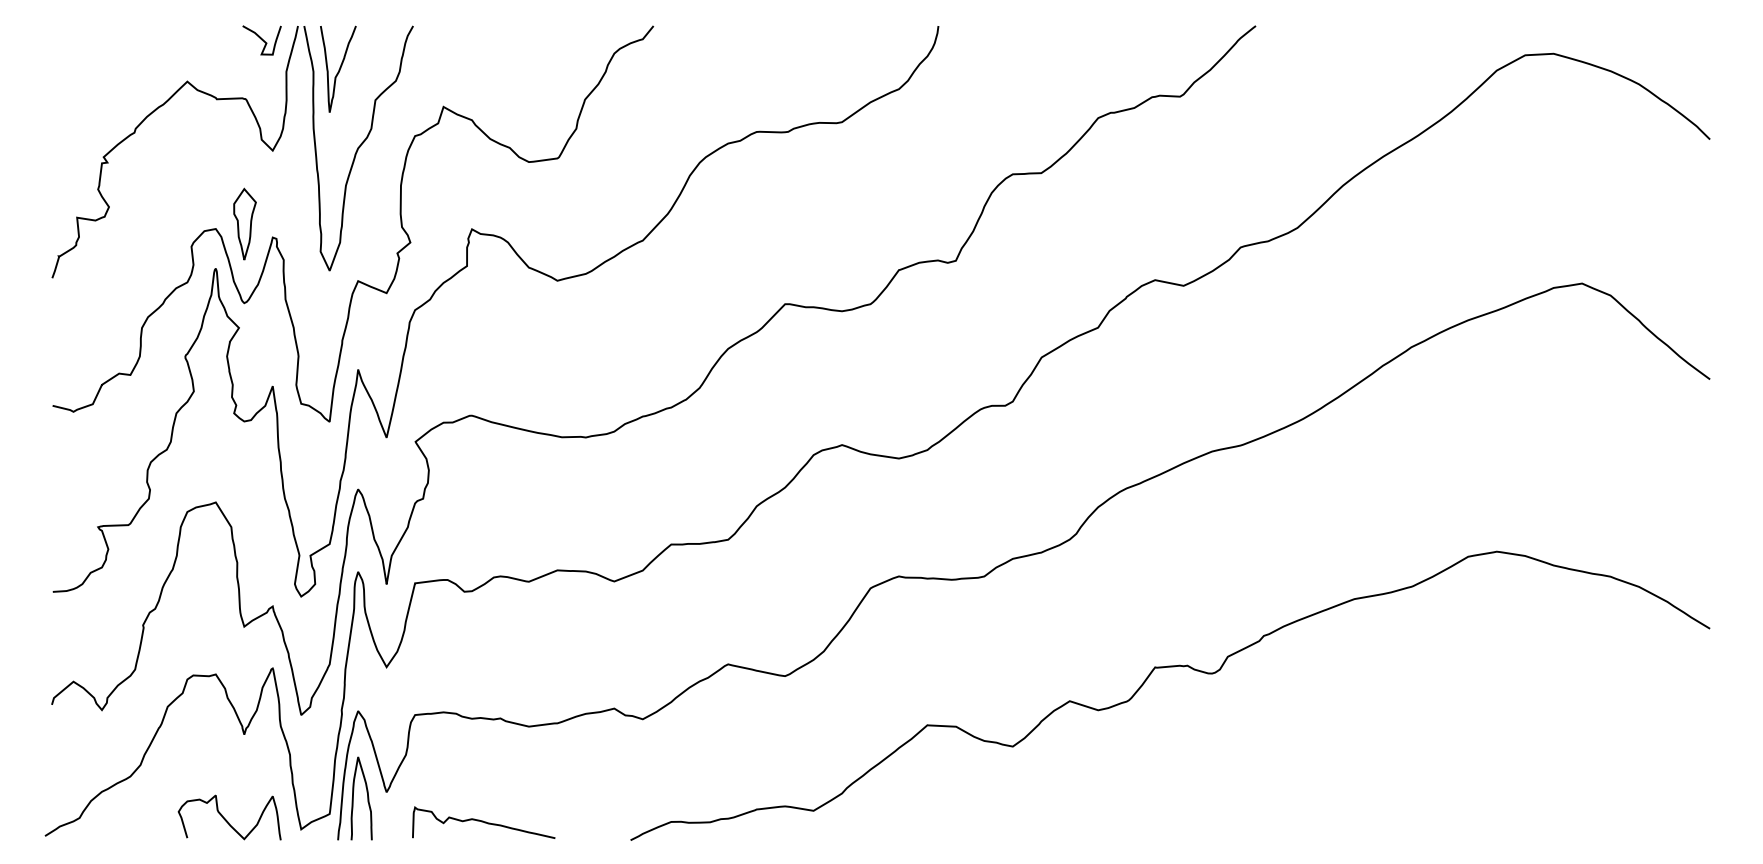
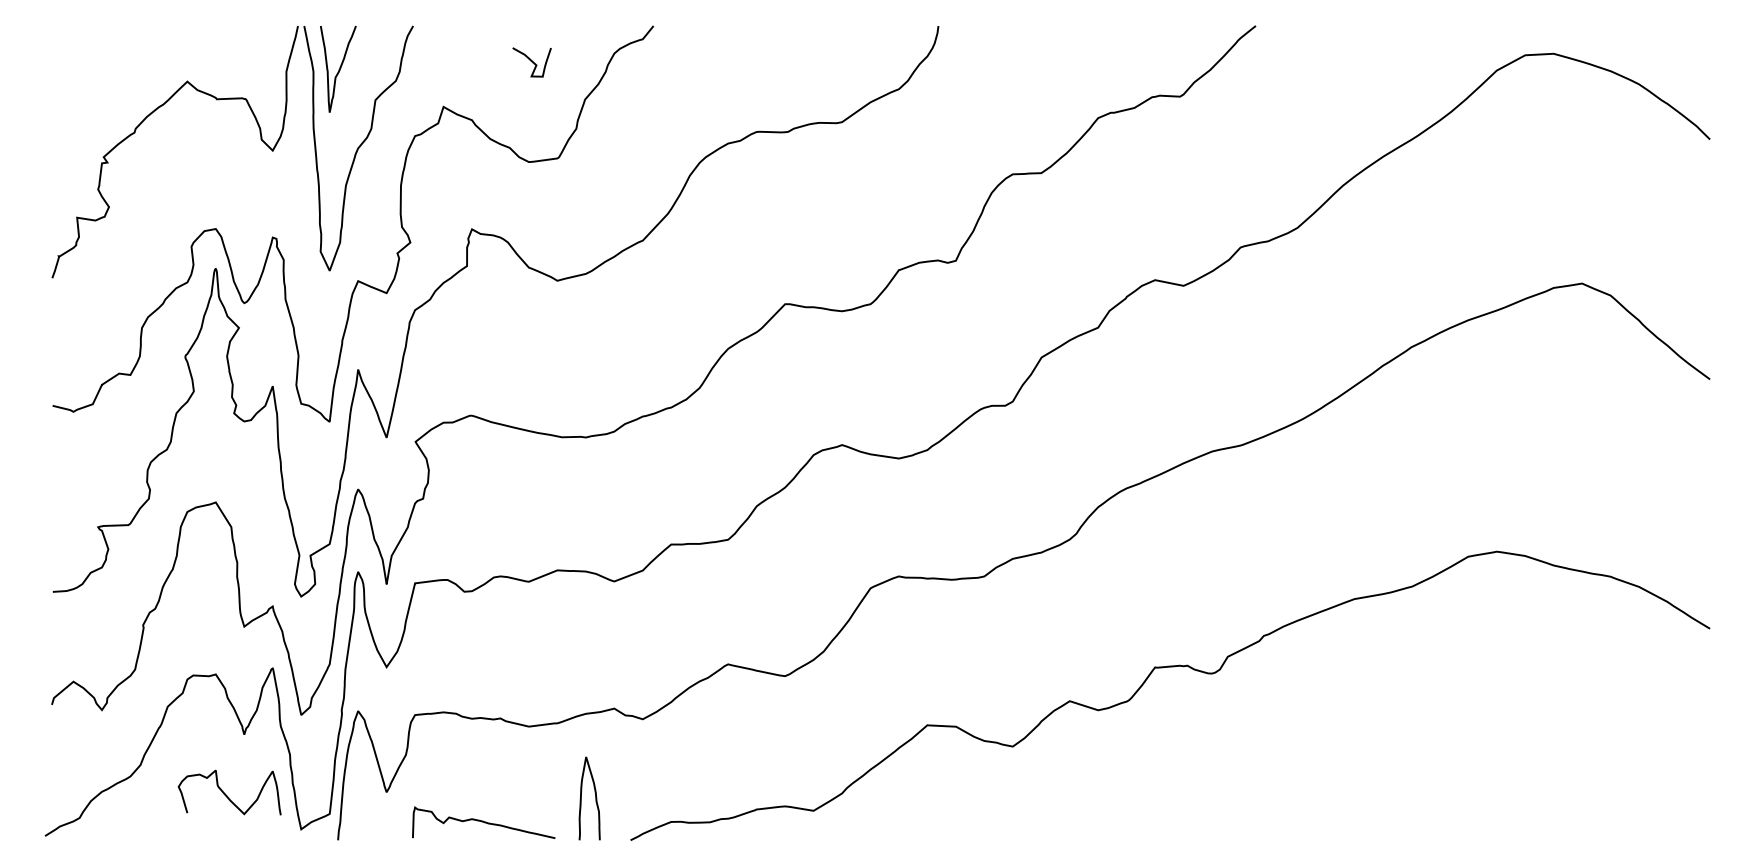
curve position: (261, 40) -> (531, 62) (531, 62)
part: present -> none (244, 223)
curve position: (367, 798) -> (595, 798) (595, 798)
curve position: (226, 819) -> (226, 794) (226, 794)
